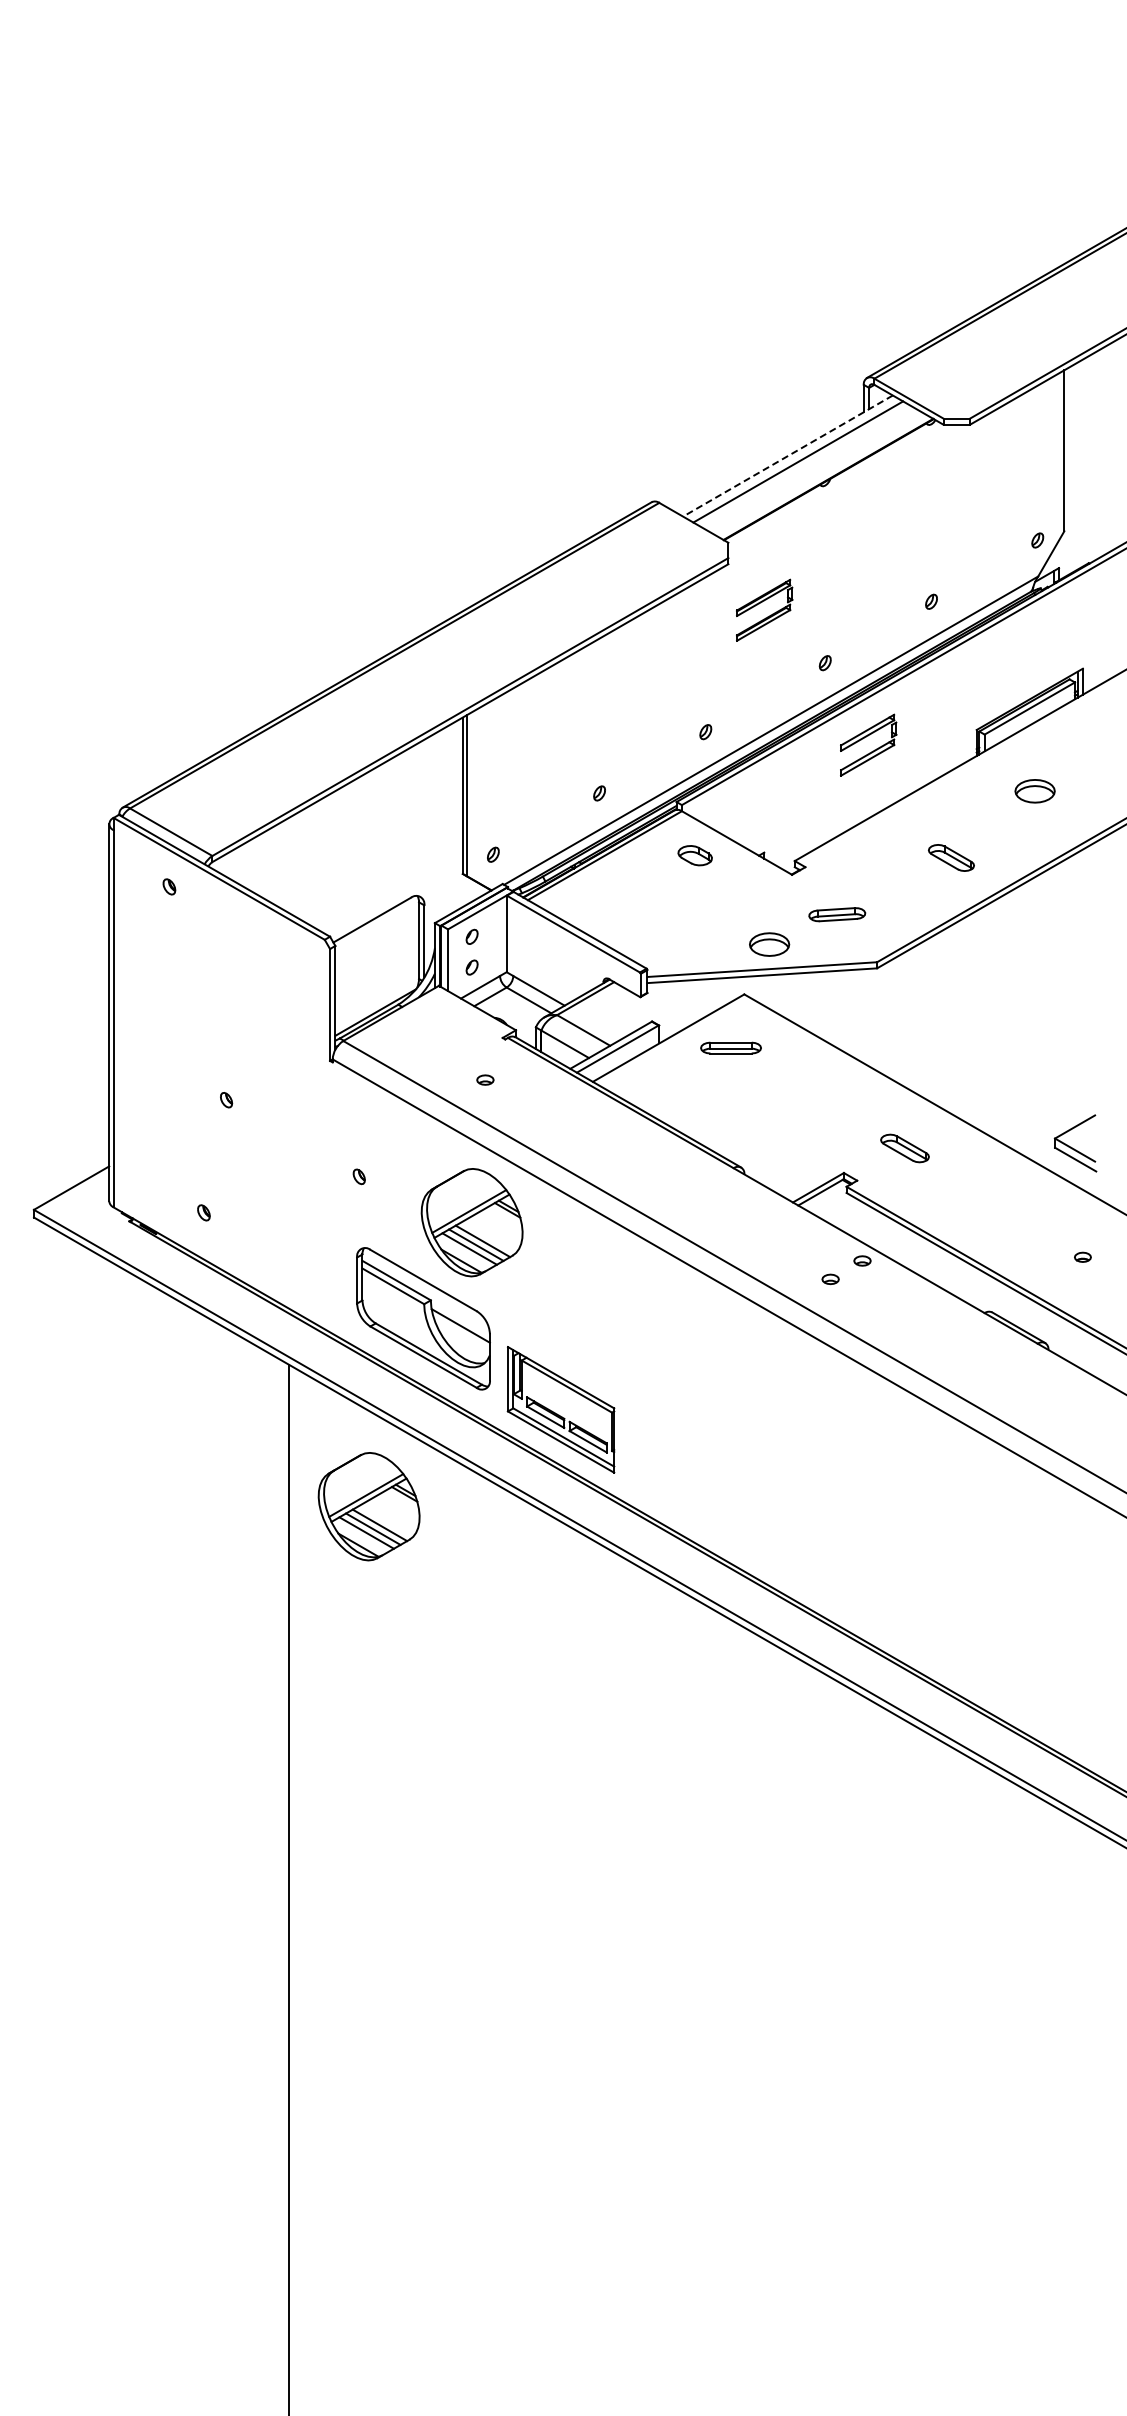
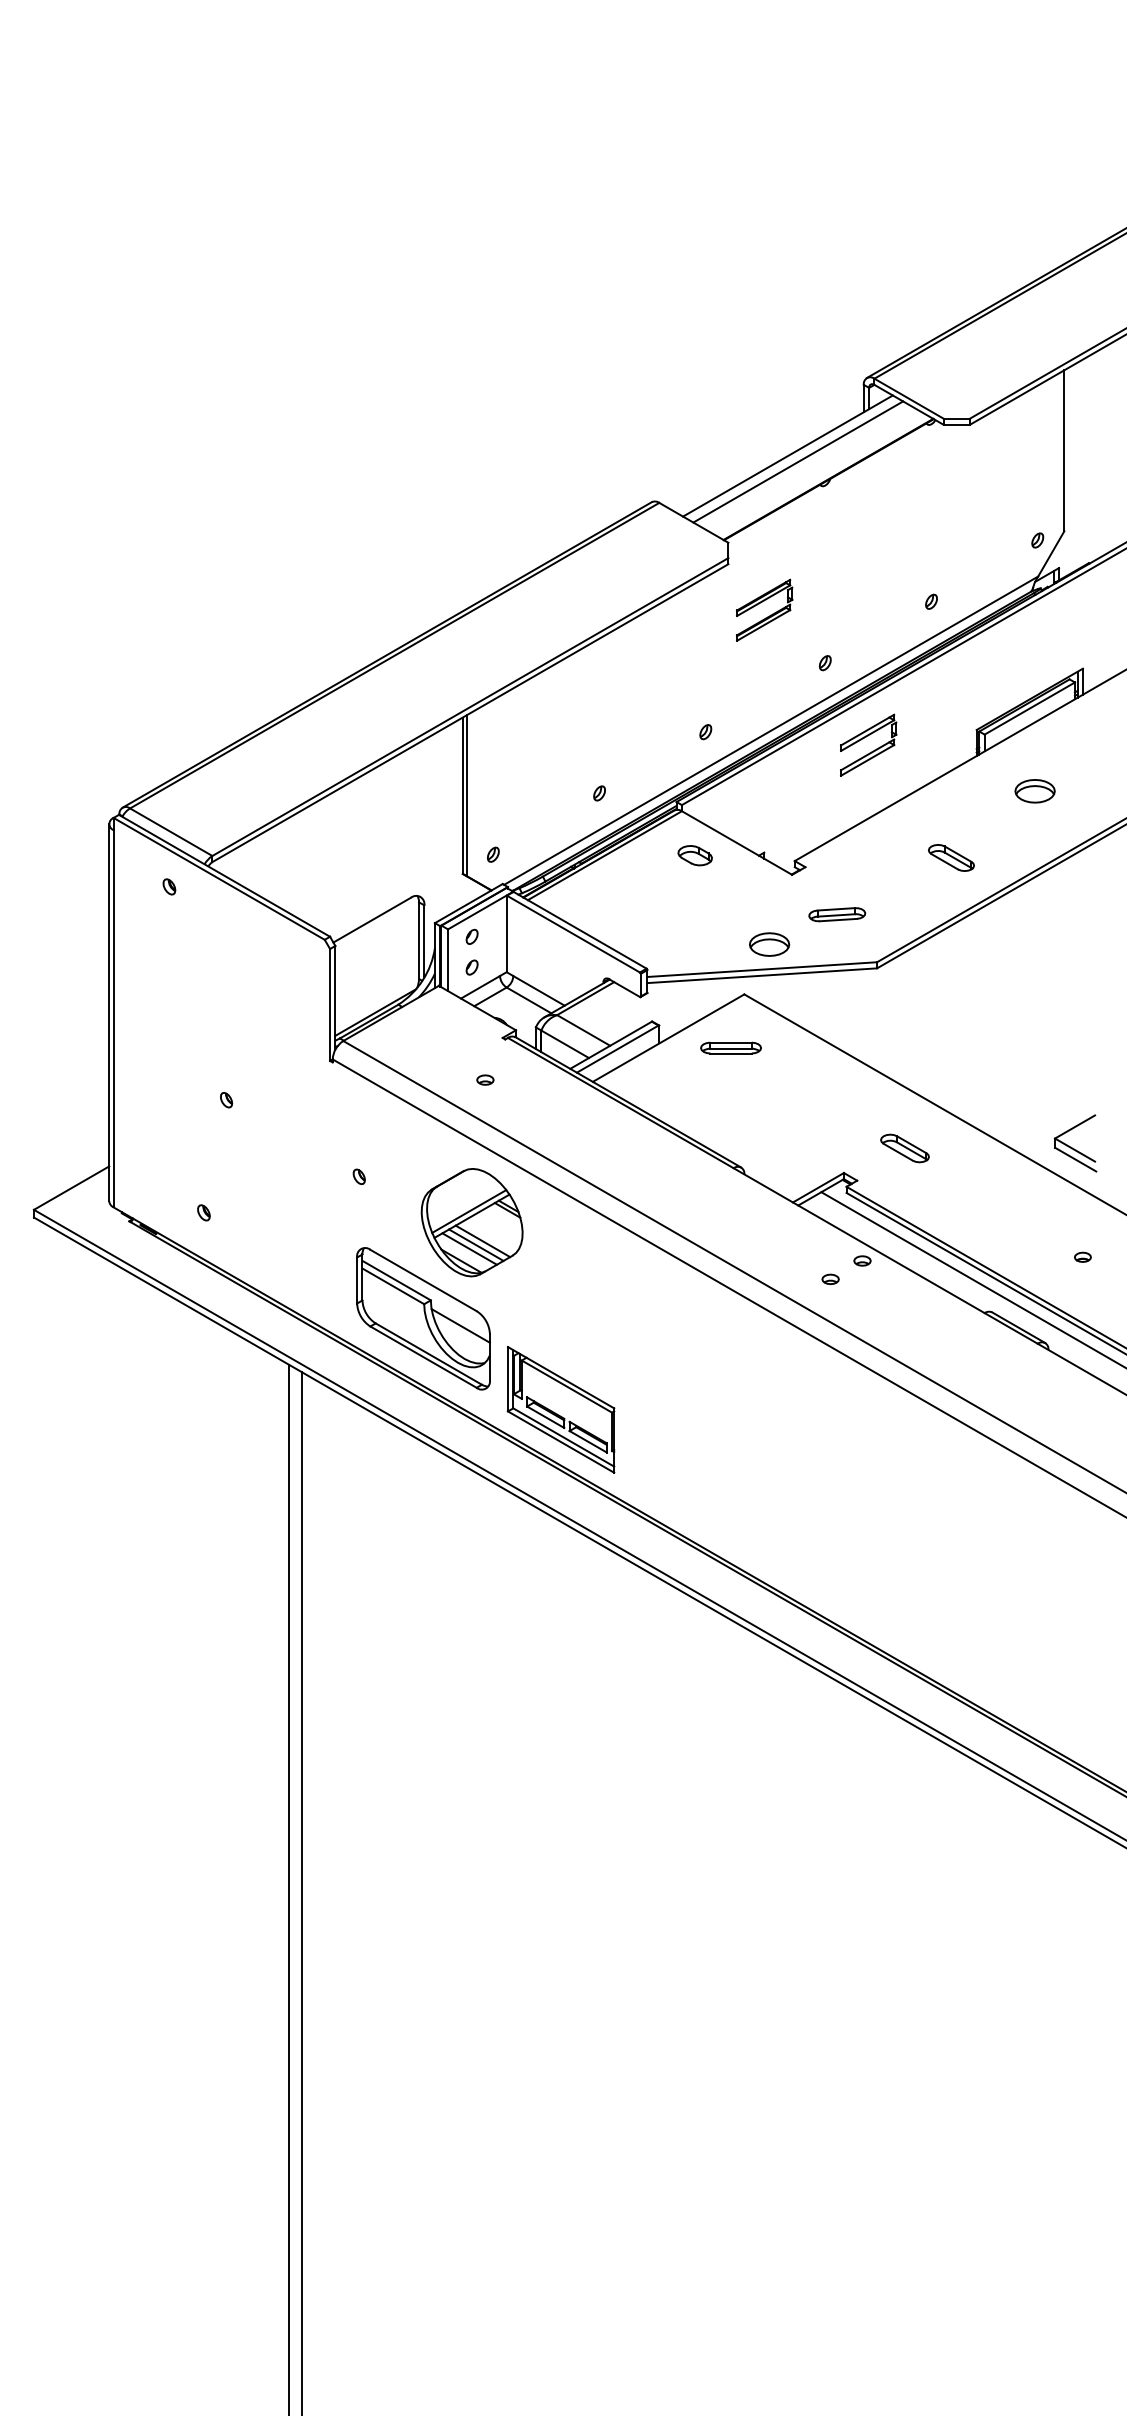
line: dashed -> solid (787, 456)
line: none -> present (972, 1279)
part: present -> none (368, 1506)
line: none -> present (302, 1892)
